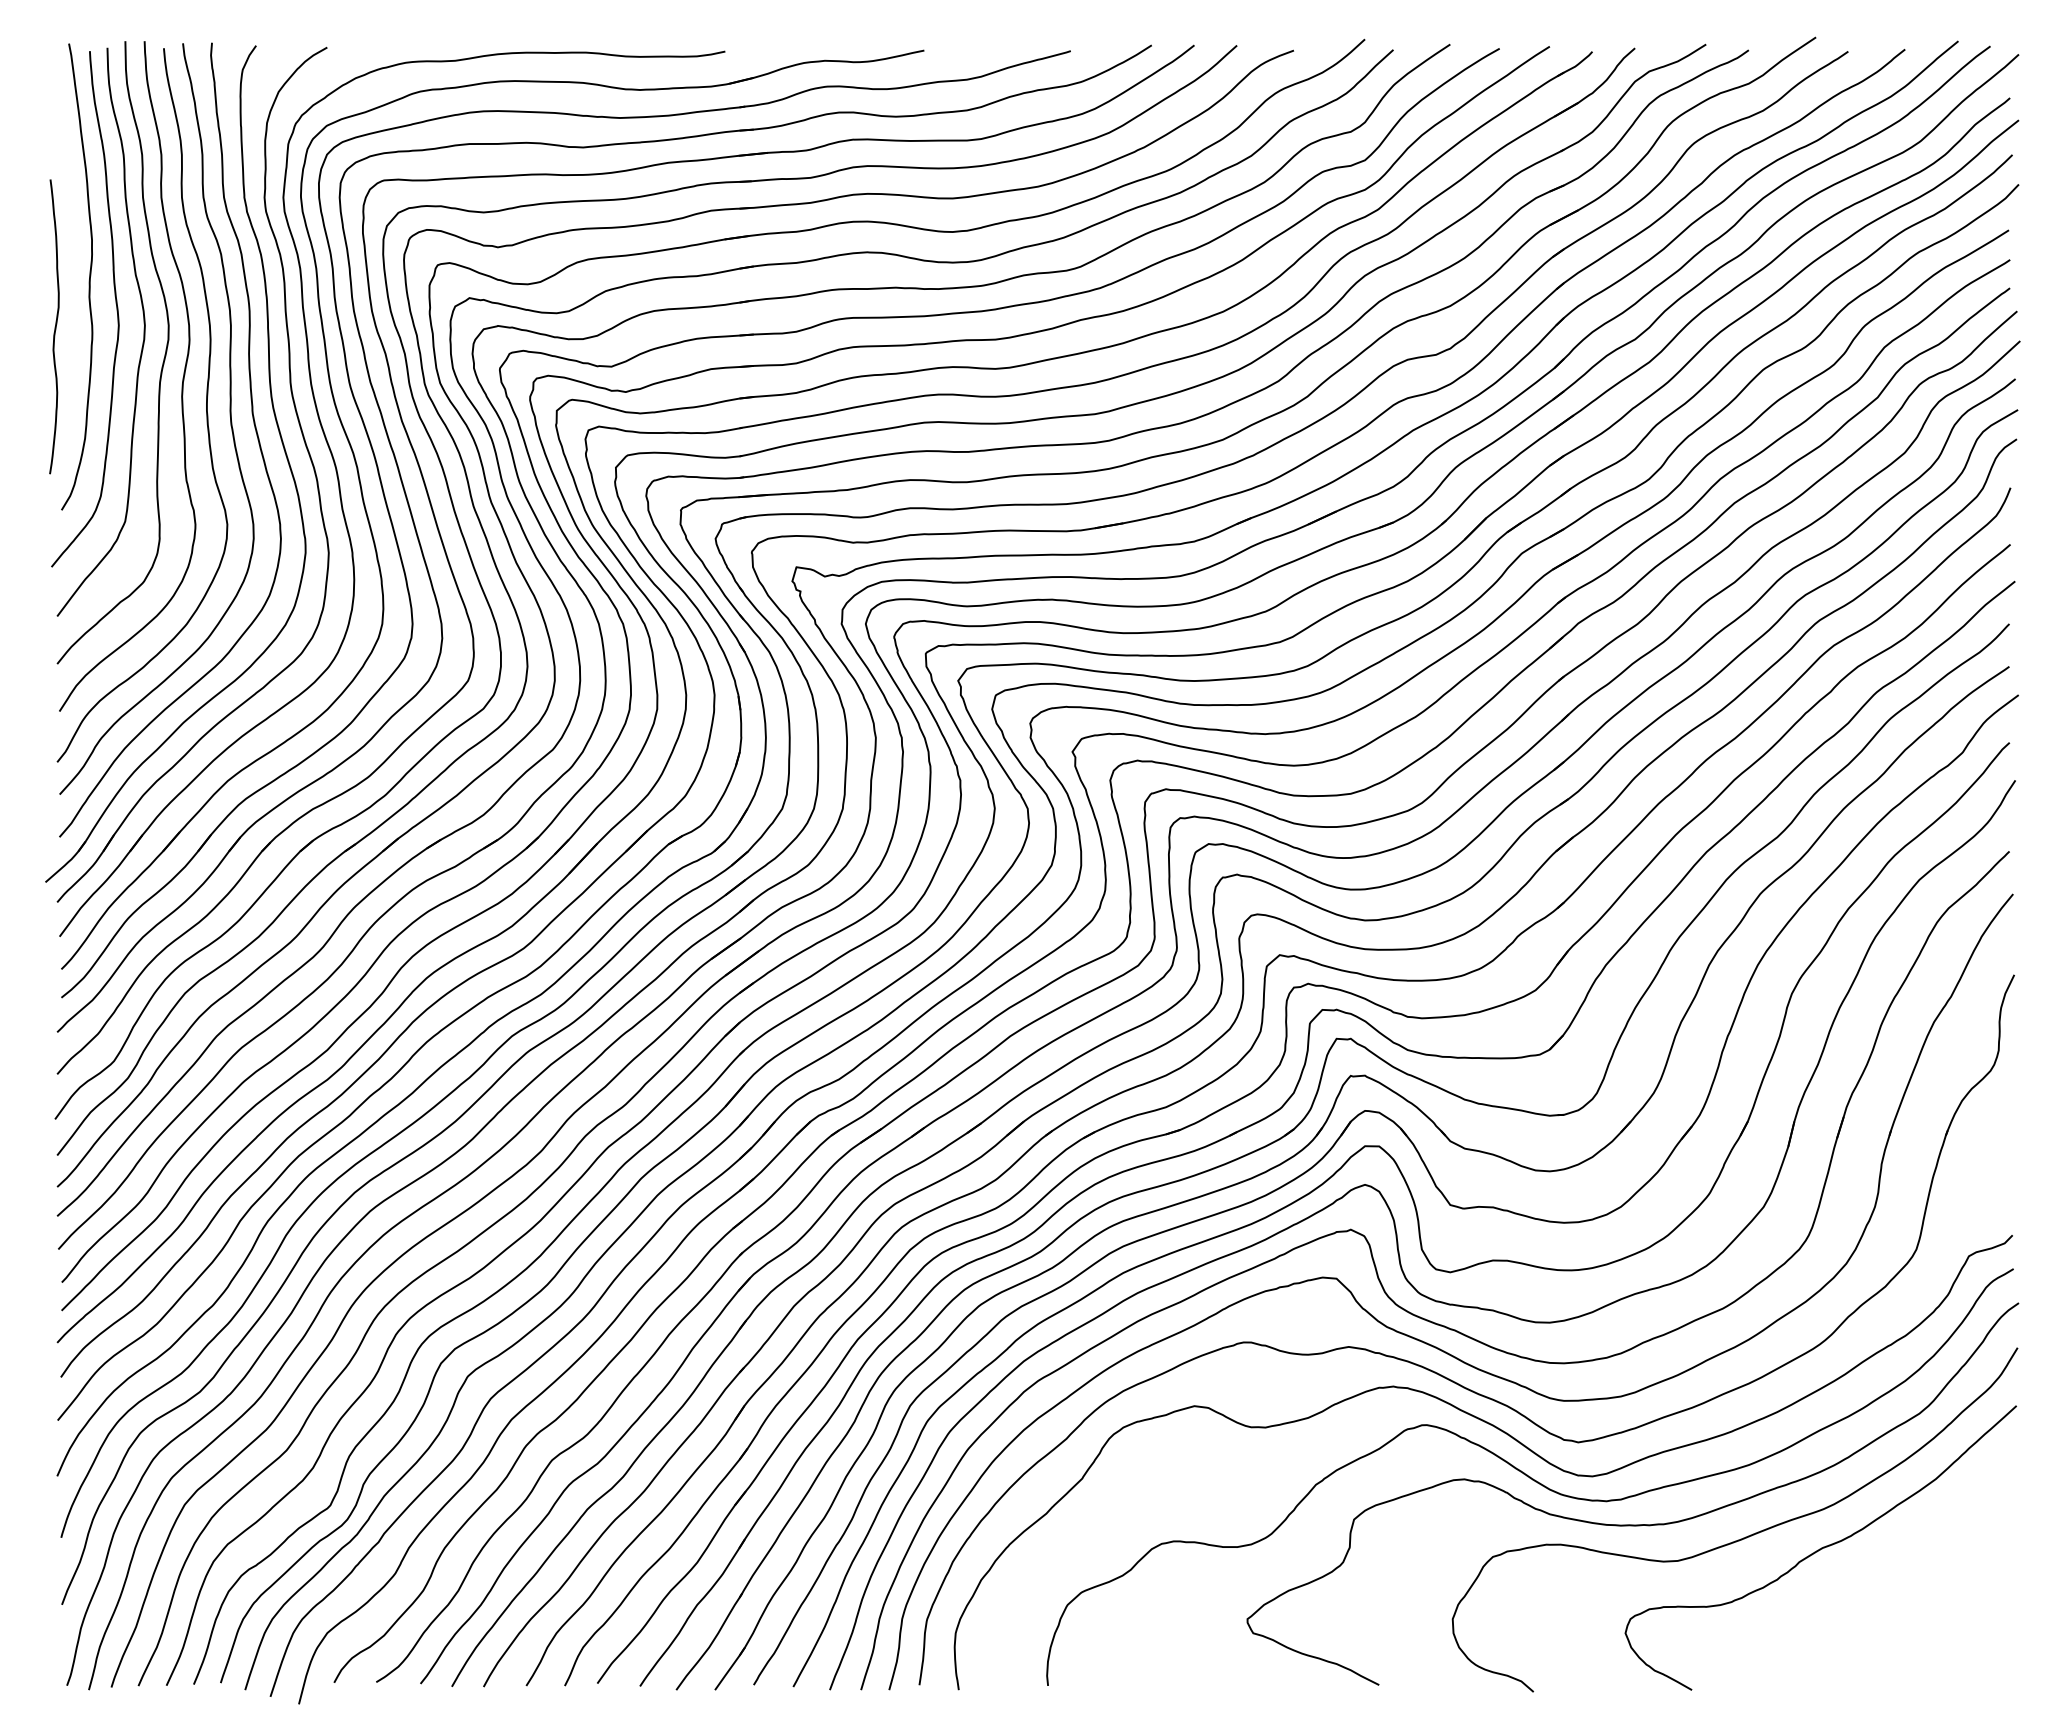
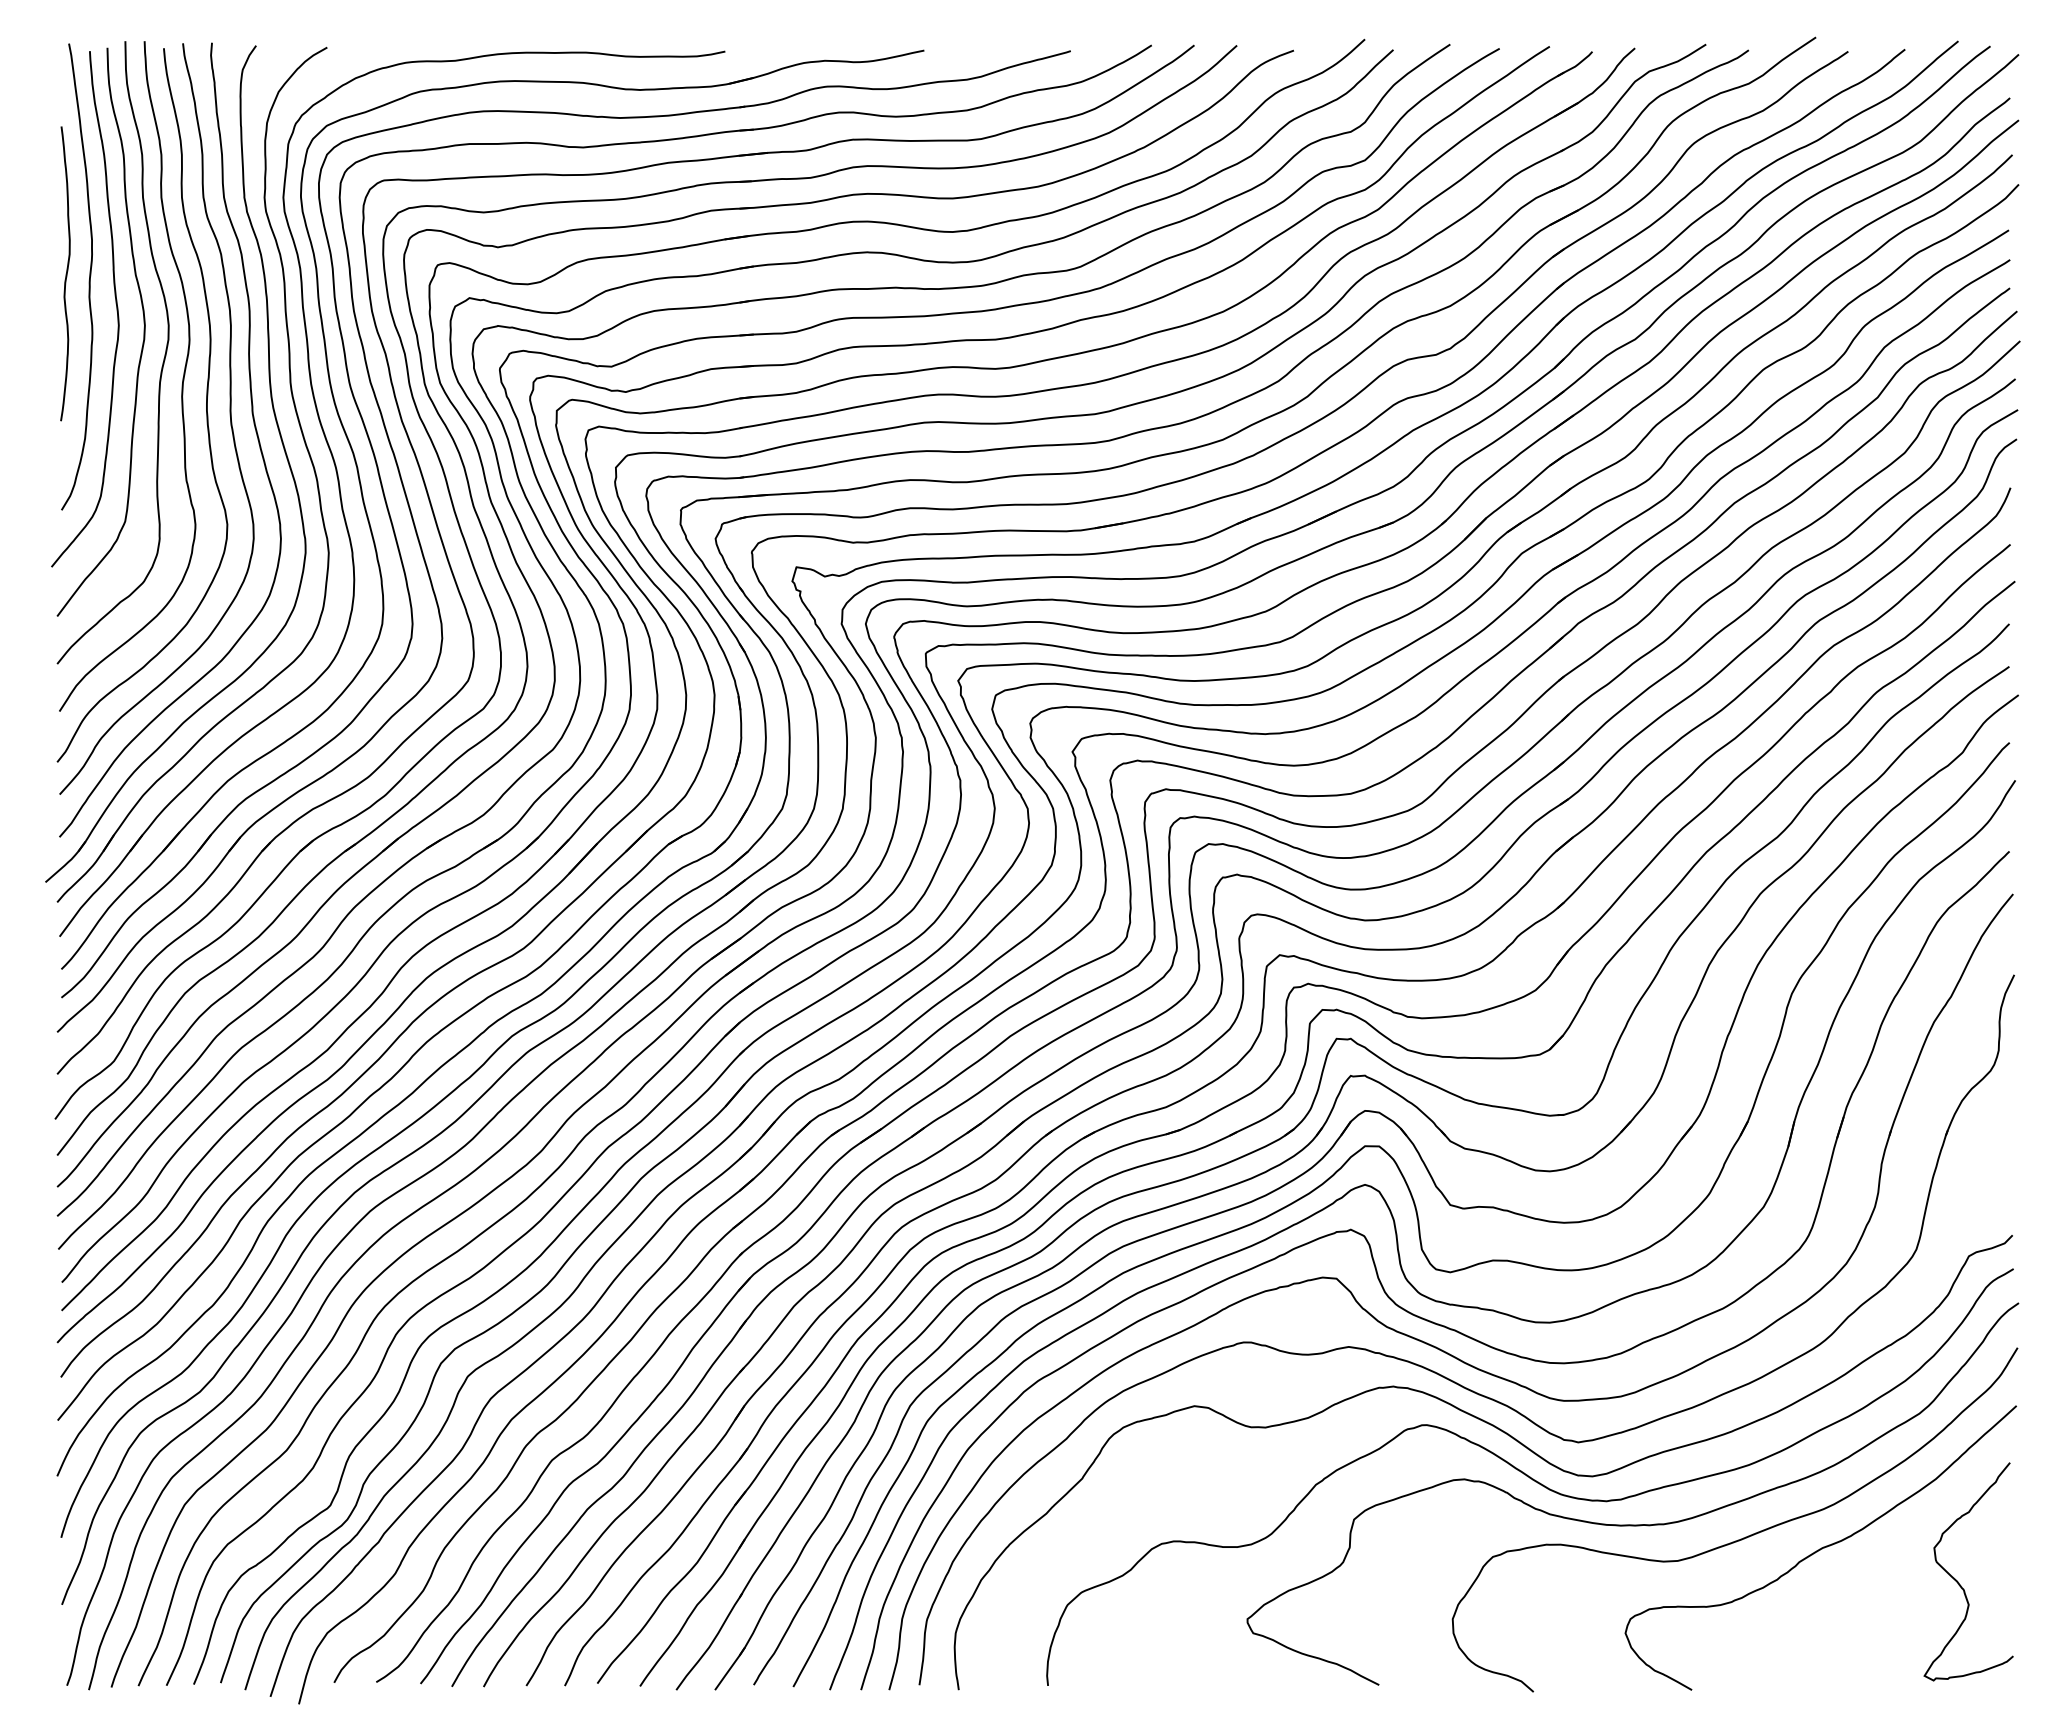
curve position: (55, 326) -> (66, 273) (66, 273)
curve: none -> present (1958, 1581)
